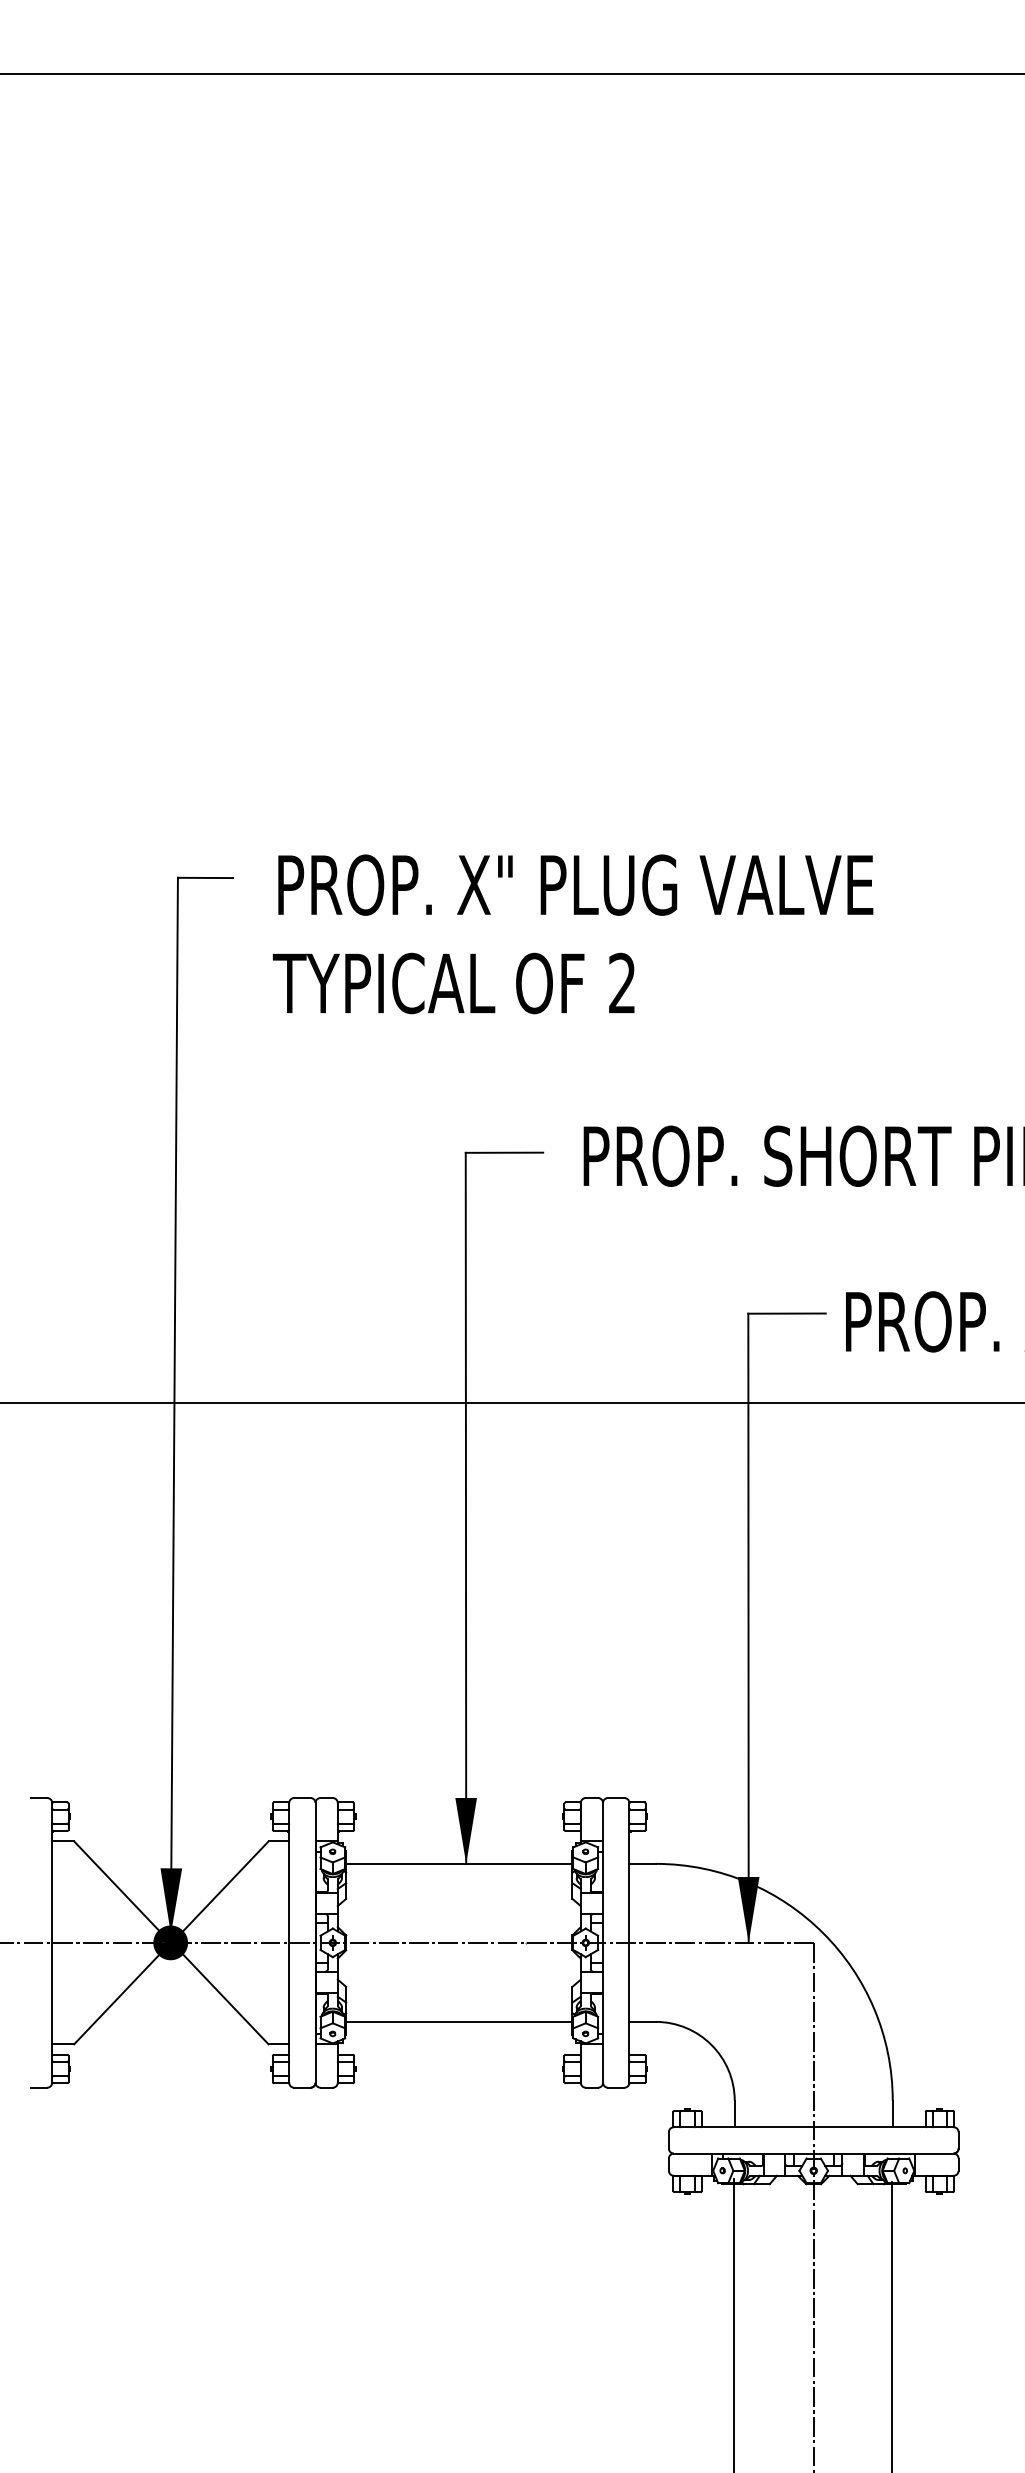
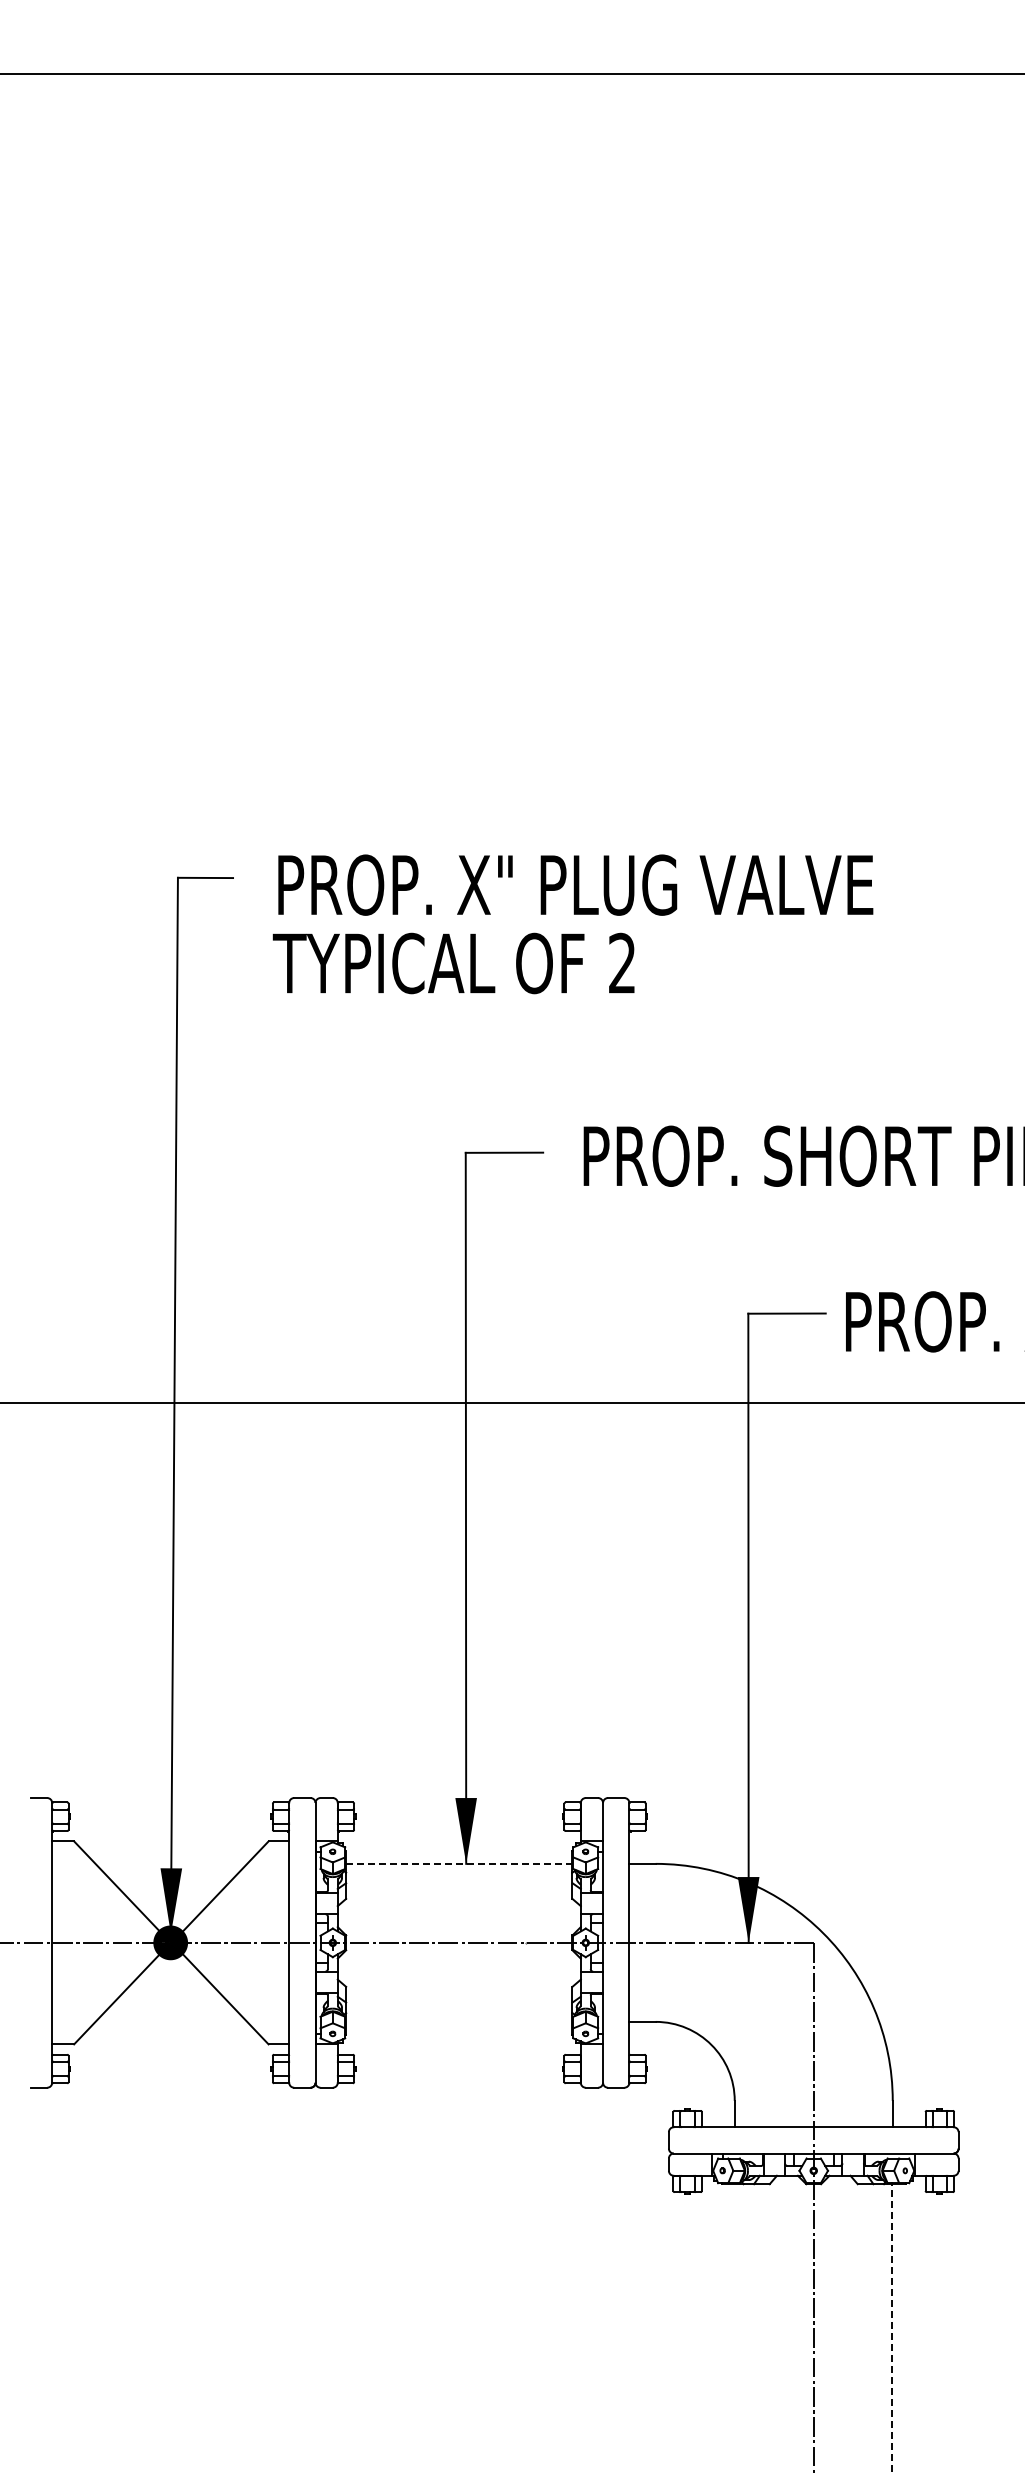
text position: (453, 983) -> (453, 963) (453, 963)
line: solid -> dashed (459, 1863)
line: present -> none (459, 2021)
line: present -> none (733, 2323)
line: solid -> dashed (891, 2327)
